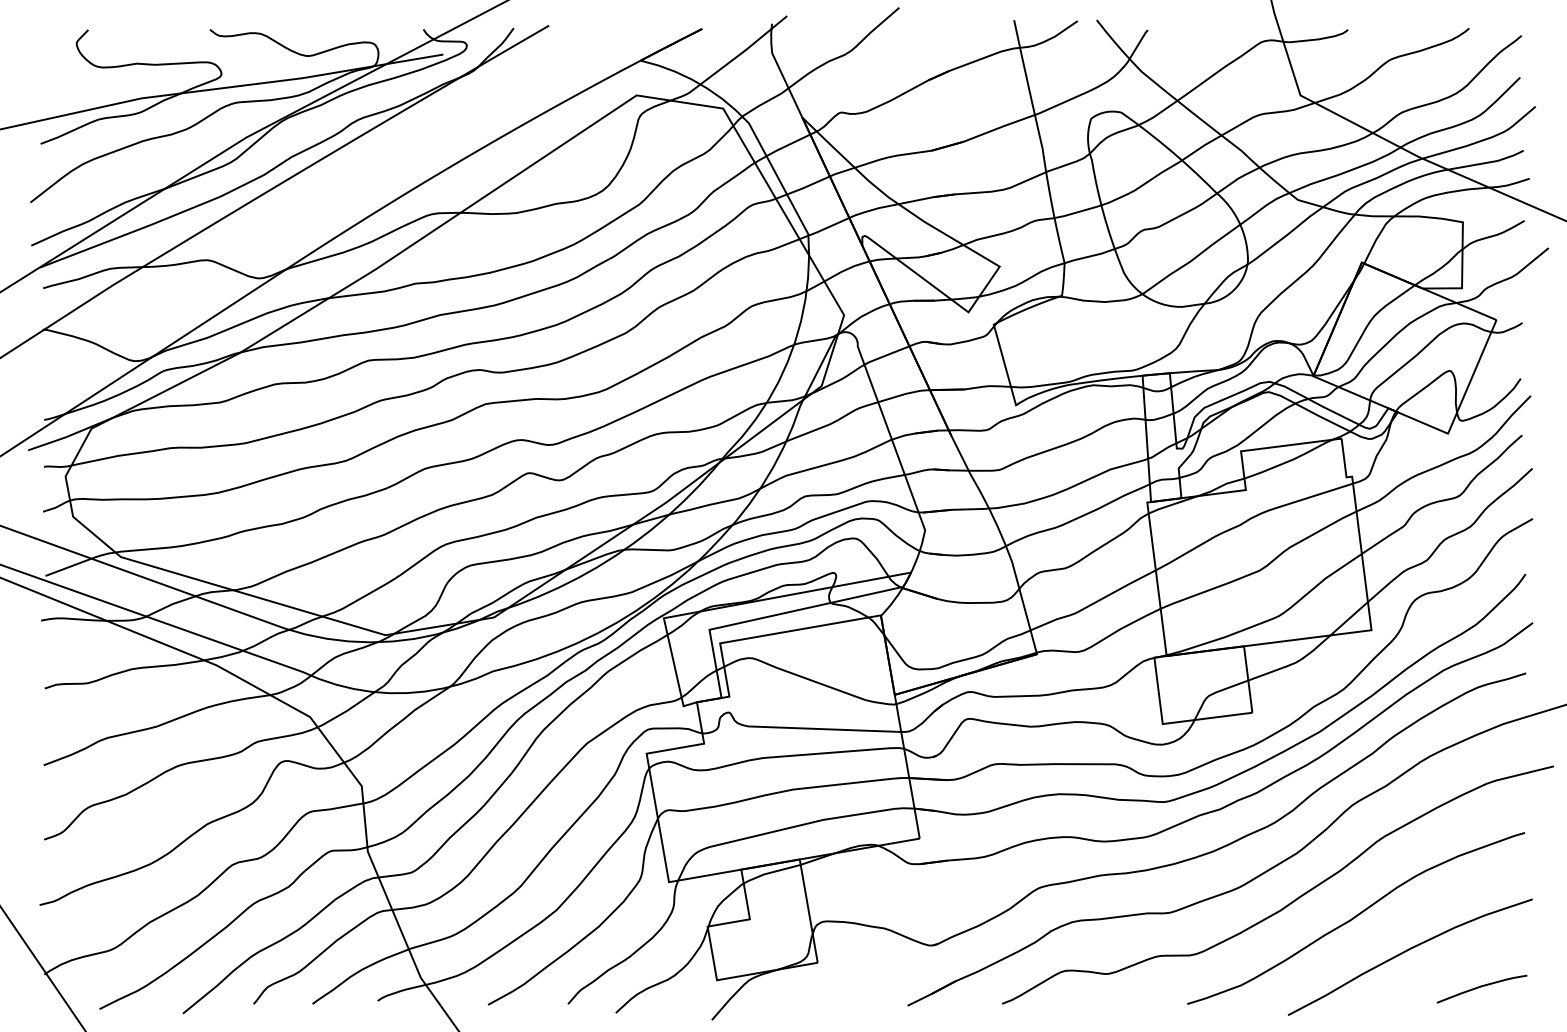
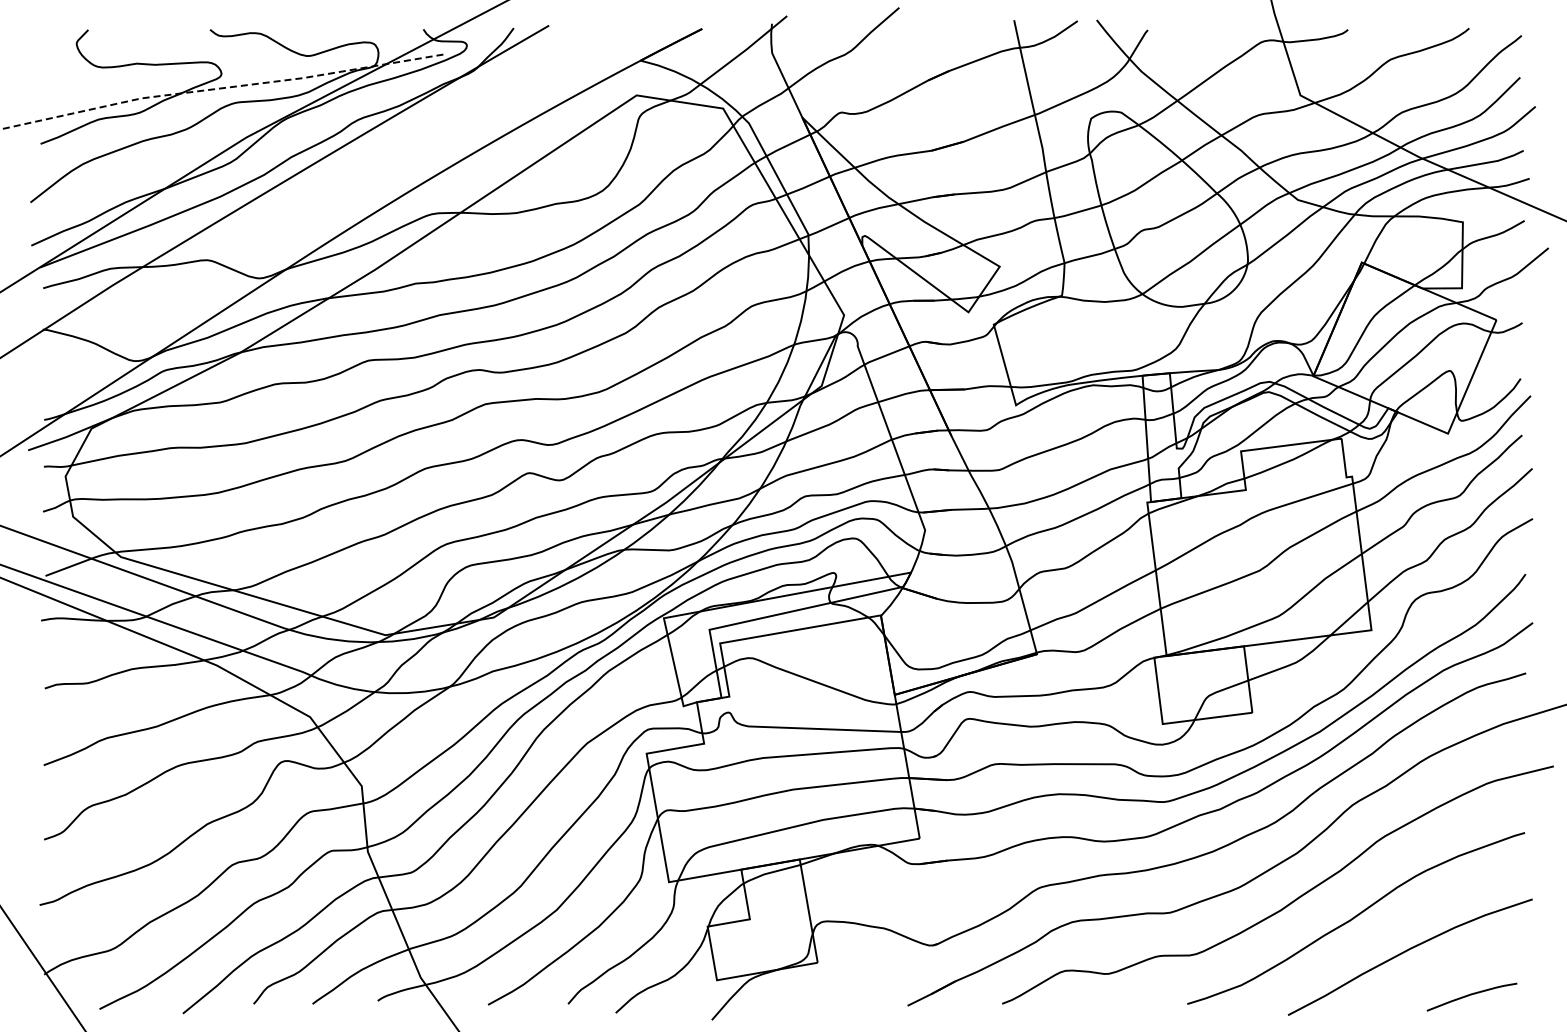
line: solid -> dashed (220, 88)
curve position: (1481, 987) -> (1471, 995) (1471, 995)
